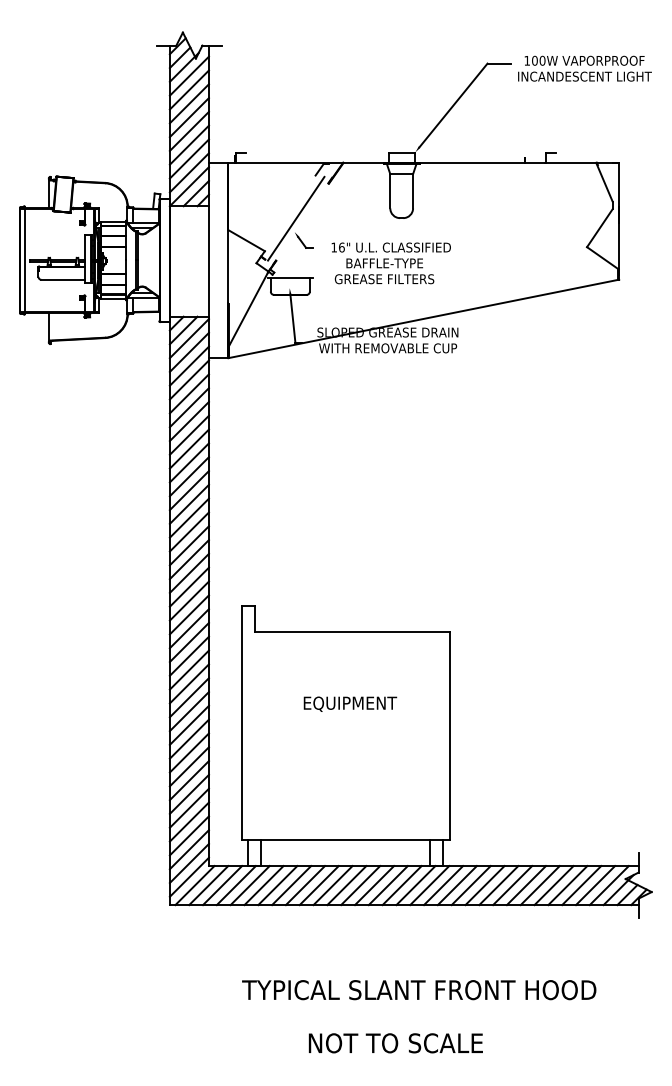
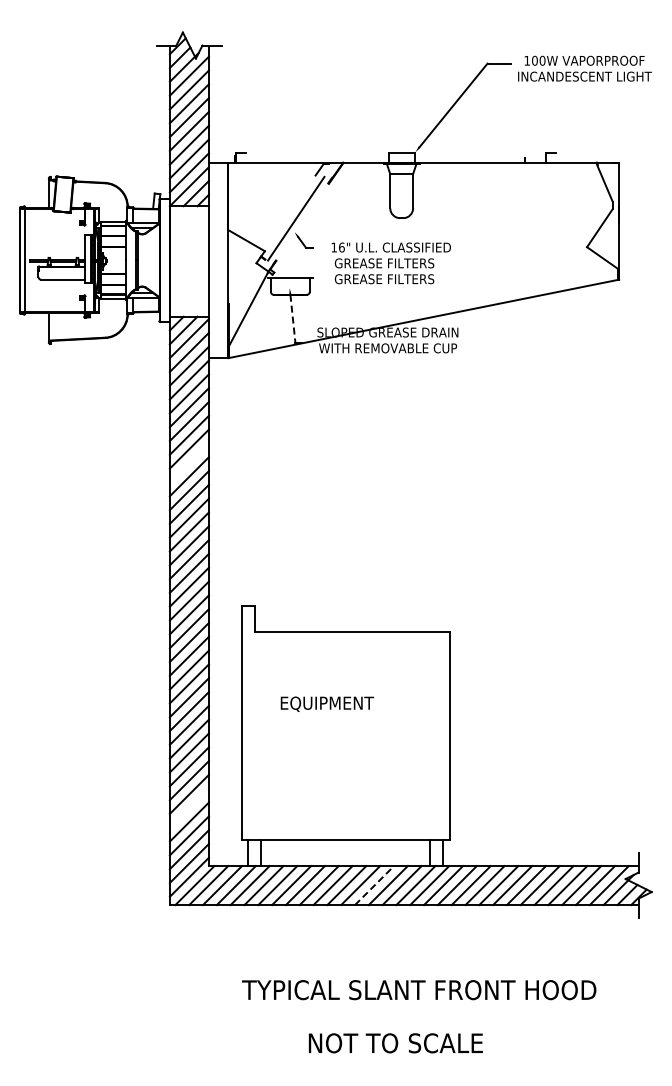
text: BAFFLE-TYPE -> GREASE FILTERS (384, 263)
line: solid -> dashed (292, 319)
line: present -> none (188, 462)
text position: (350, 703) -> (327, 703) (327, 703)
line: present -> none (188, 807)
line: solid -> dashed (374, 885)
